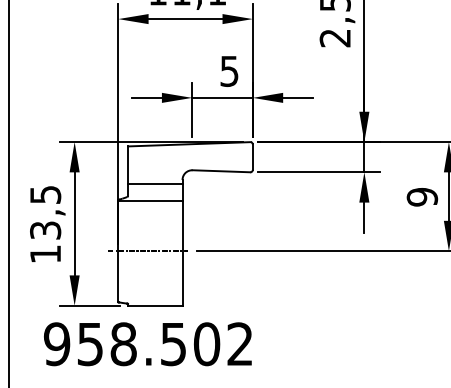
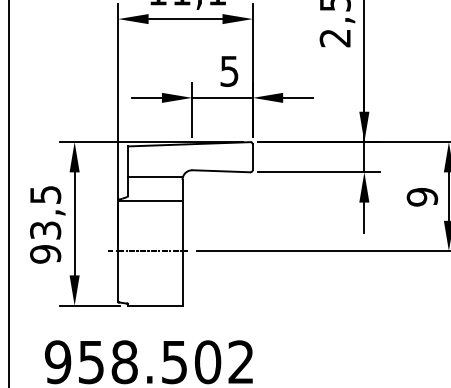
line position: (154, 184) -> (154, 177) (154, 177)
text: 13,5 -> 93,5 (45, 254)
text position: (147, 344) -> (148, 362) (148, 362)
